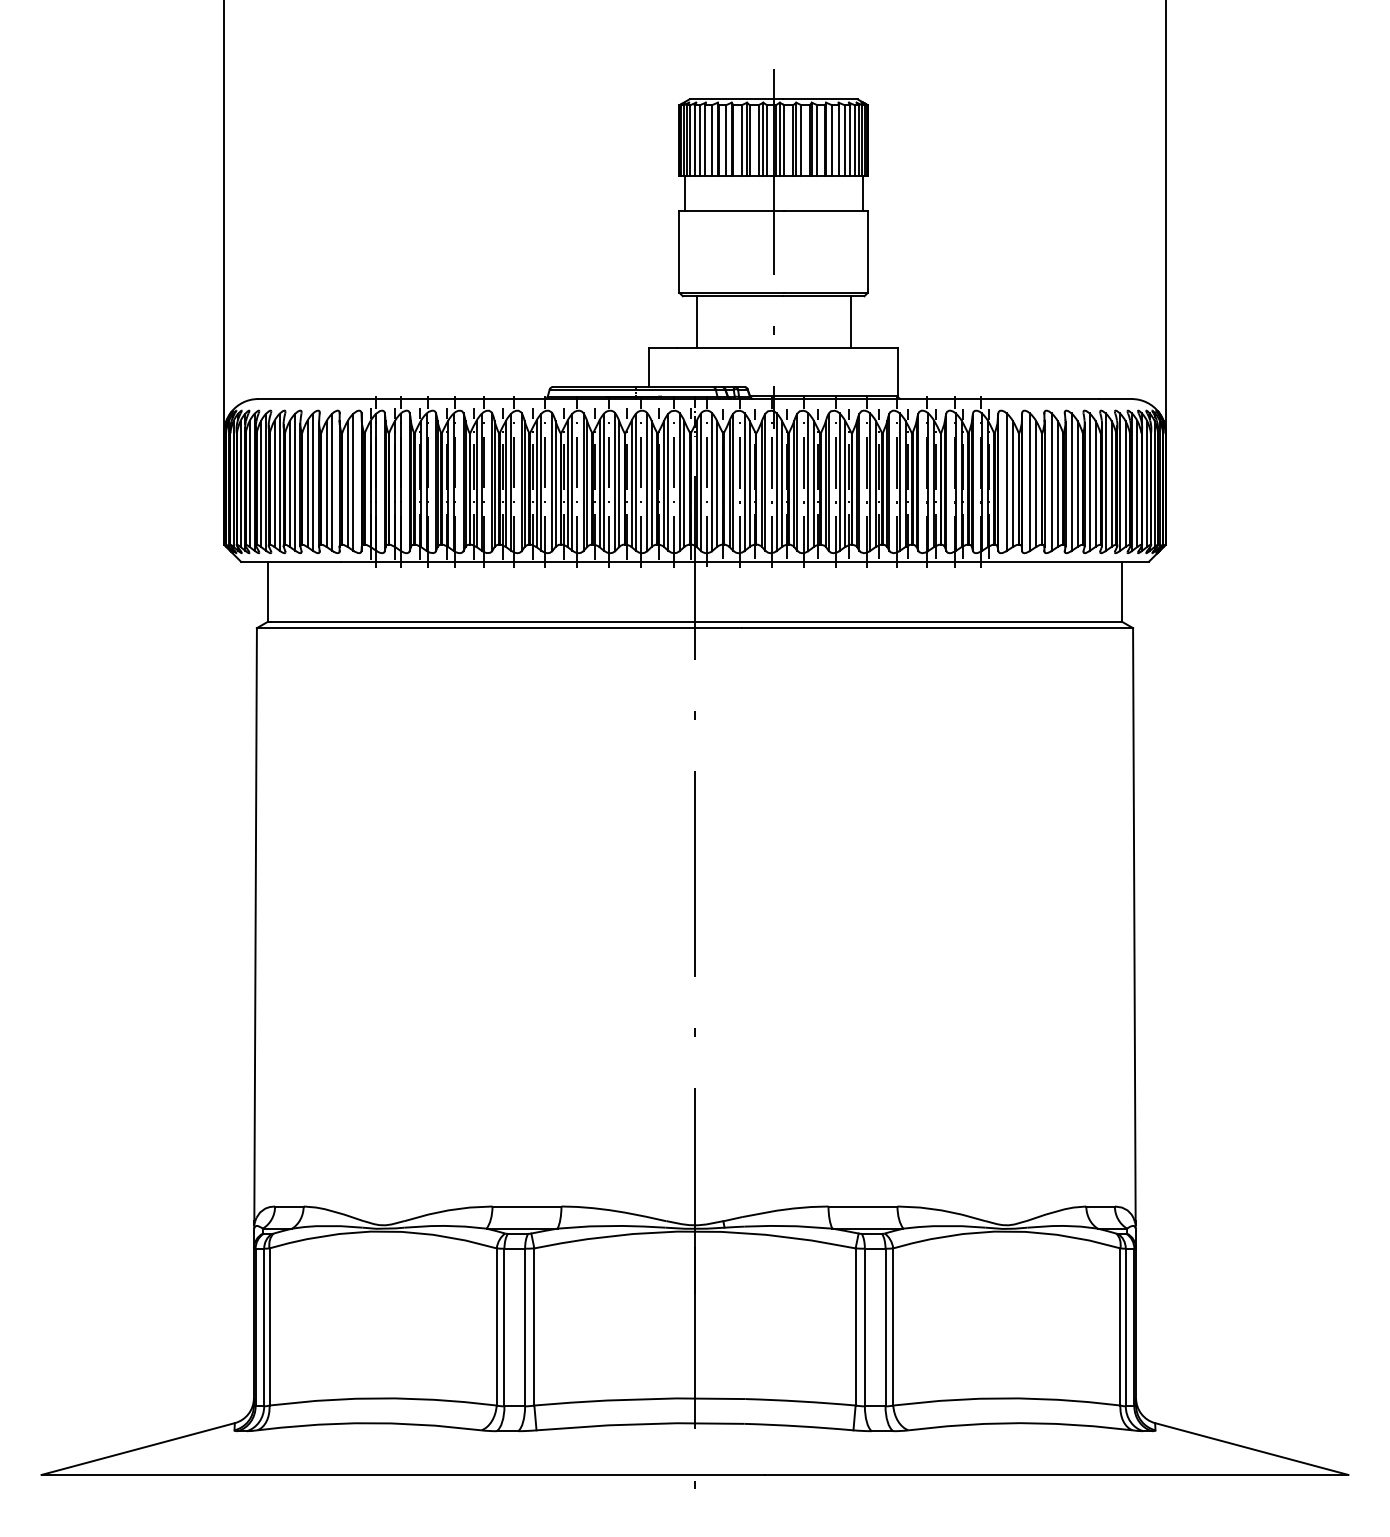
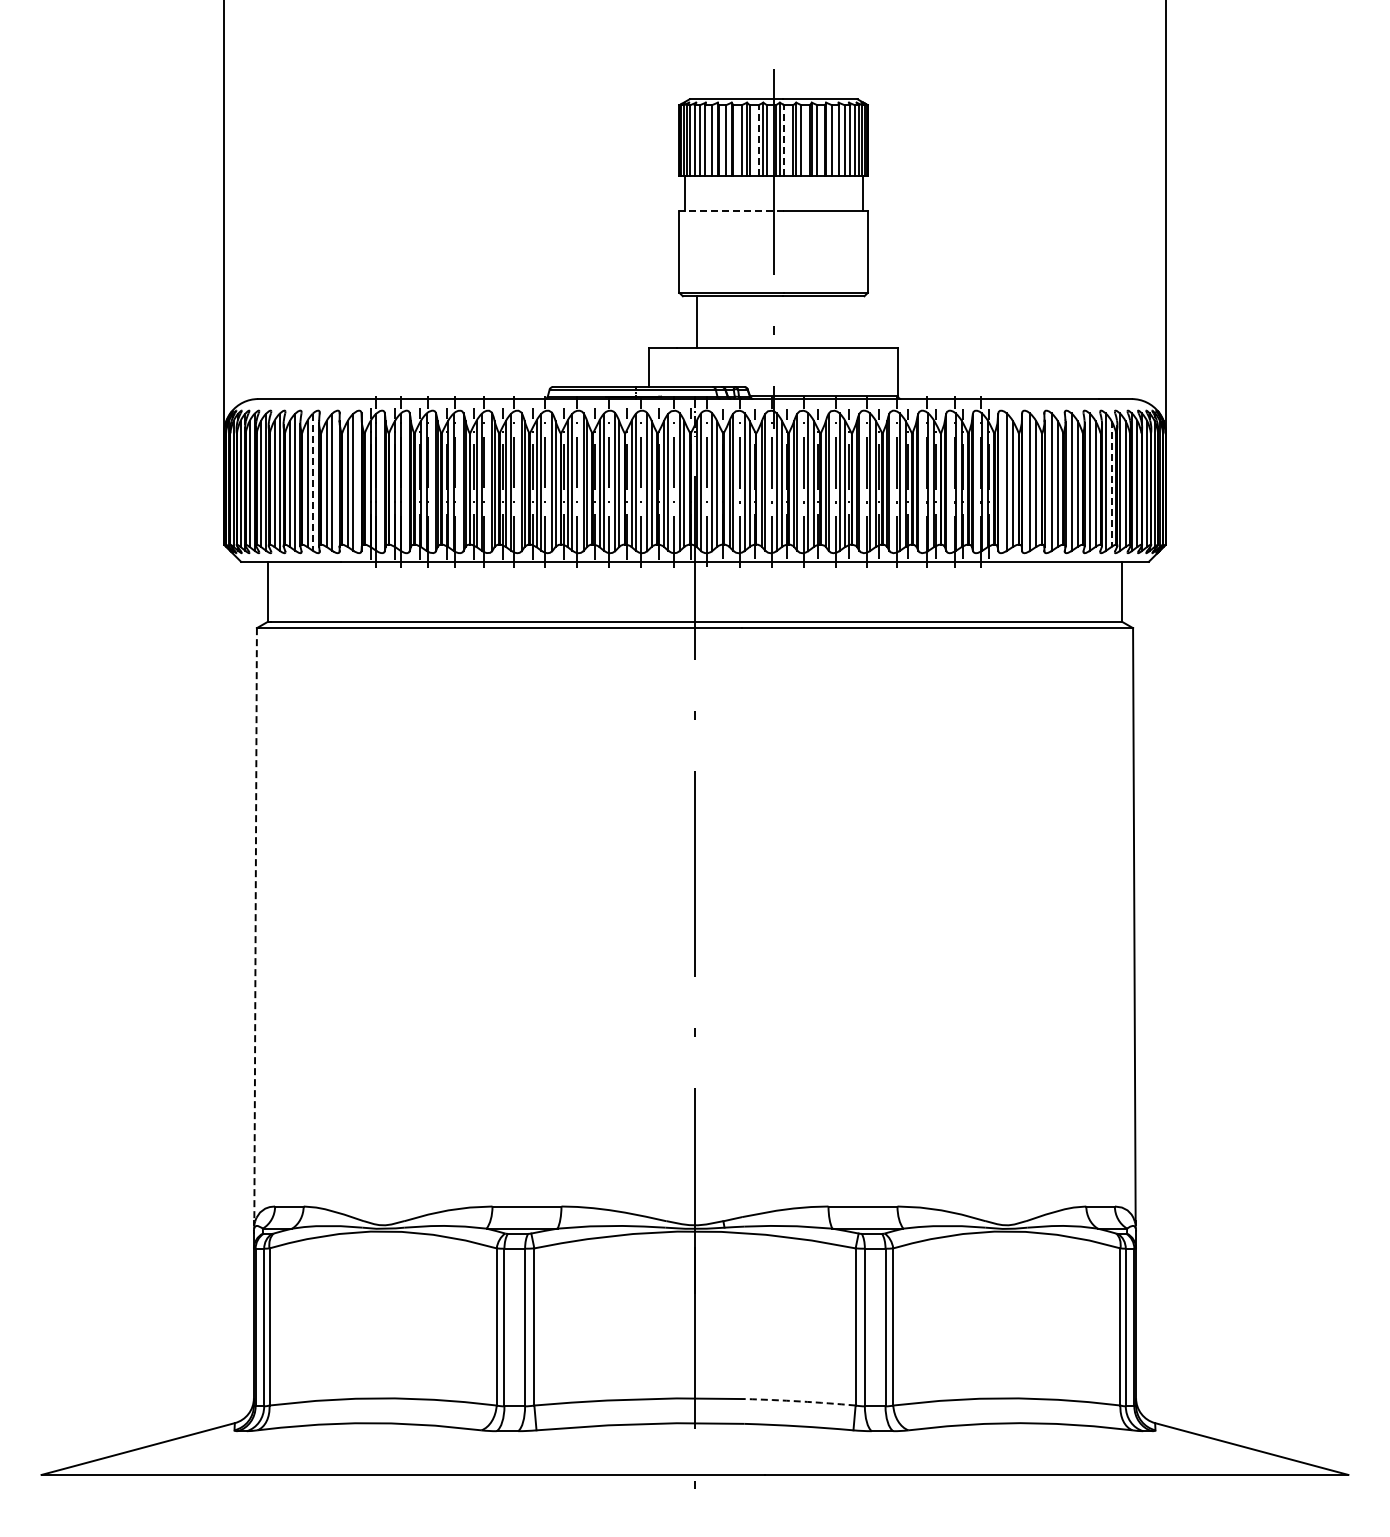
line: solid -> dashed (758, 140)
line: solid -> dashed (784, 140)
line: solid -> dashed (731, 210)
line: present -> none (850, 321)
line: solid -> dashed (312, 482)
line: solid -> dashed (1111, 484)
line: solid -> dashed (255, 924)
arc: solid -> dashed (800, 1401)
